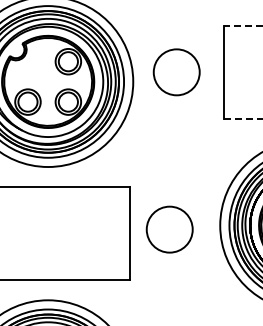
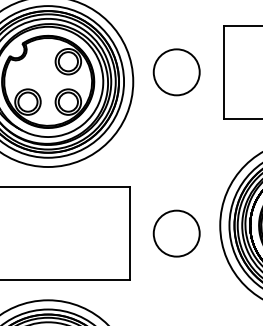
line: dashed -> solid (242, 26)
line: dashed -> solid (243, 118)
circle position: (169, 229) -> (176, 233) (176, 233)
